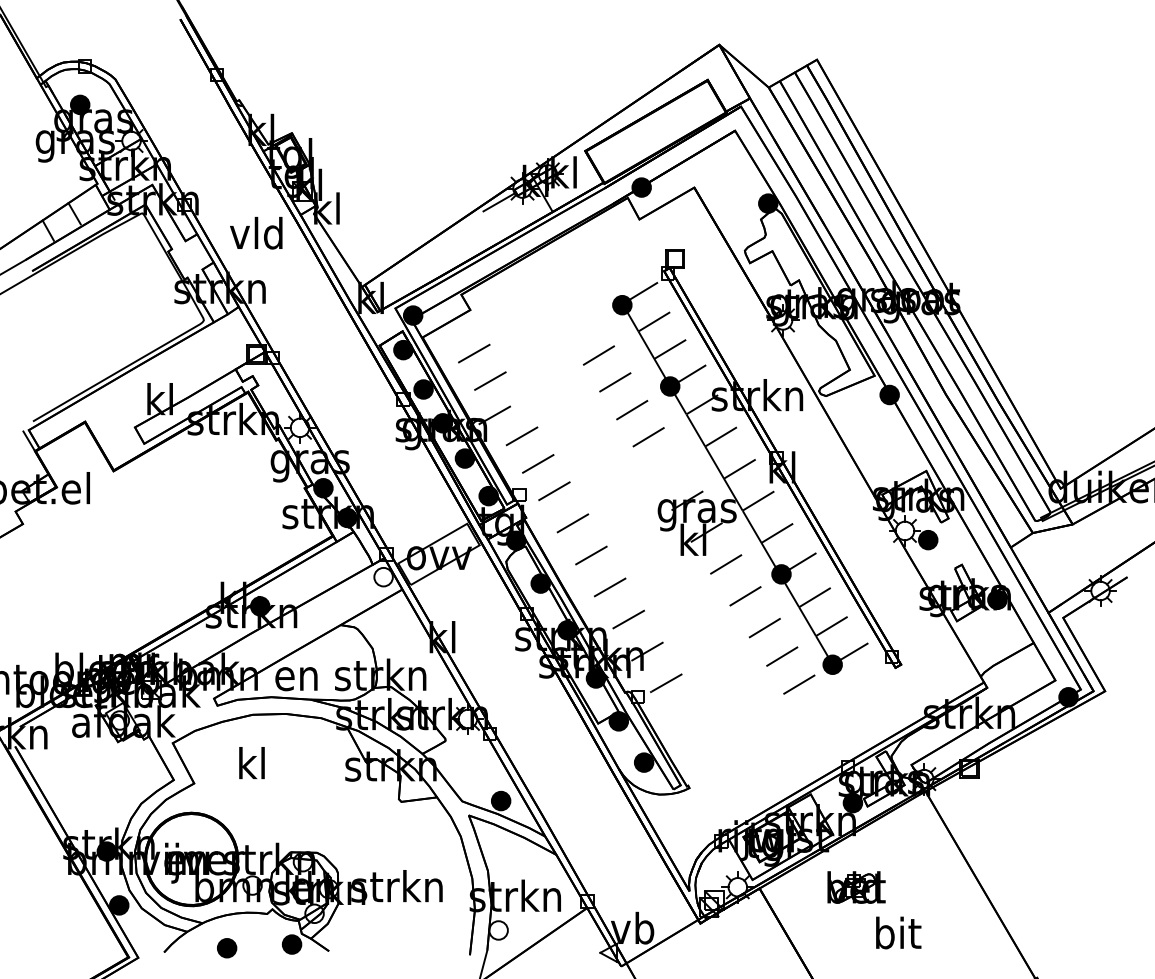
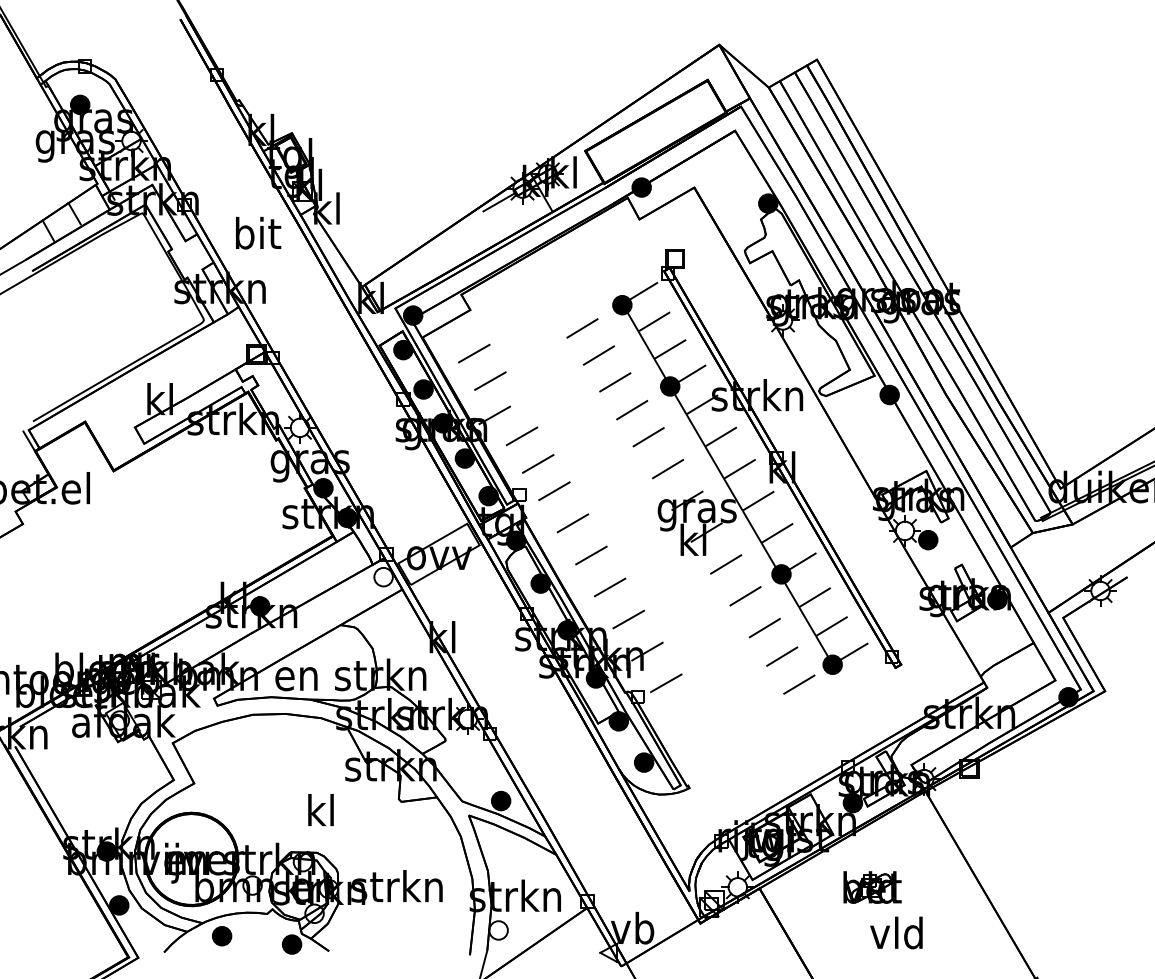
text: vld -> bit (256, 232)
line: none -> present (582, 328)
line: none -> present (668, 468)
text position: (251, 763) -> (320, 810) (320, 810)
part position: (856, 887) -> (872, 887) (872, 887)
text: bit -> vld (896, 932)
part position: (227, 948) -> (222, 936) (222, 936)
